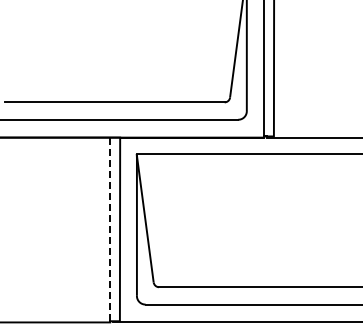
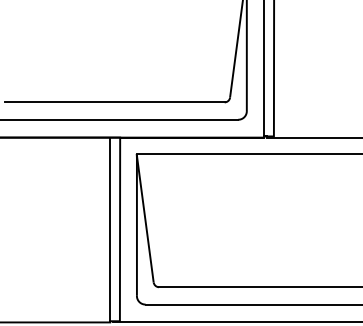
line: dashed -> solid (110, 229)
